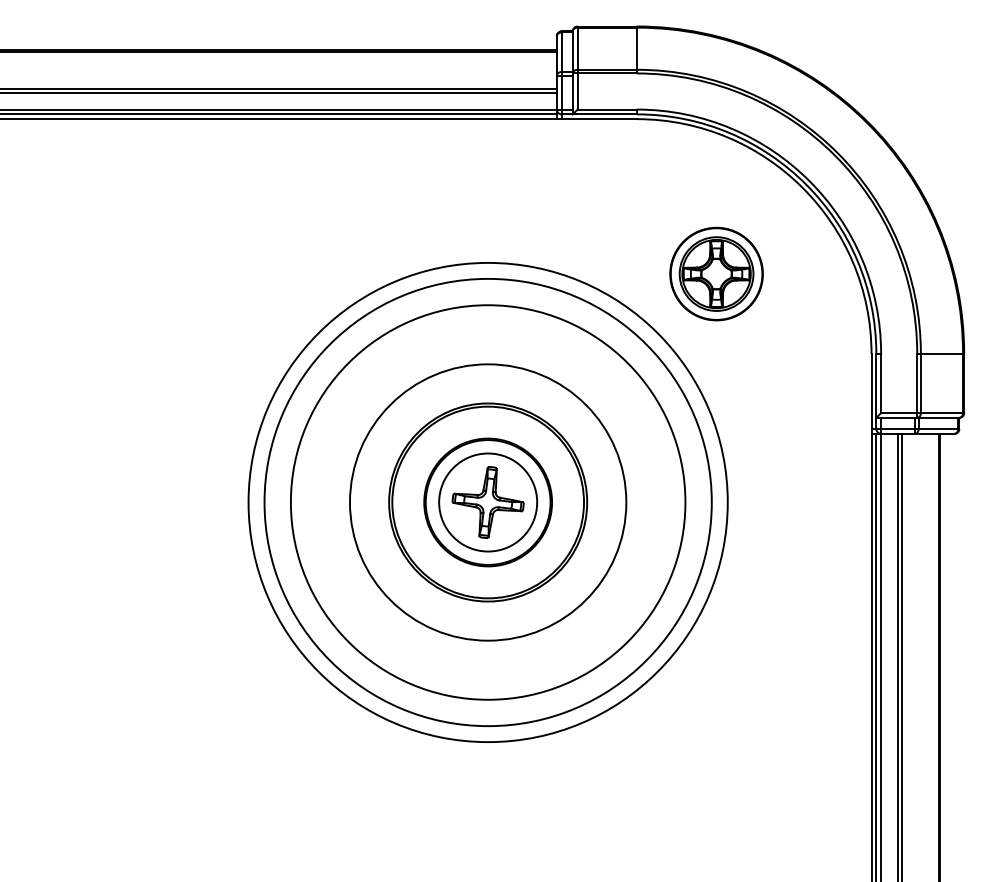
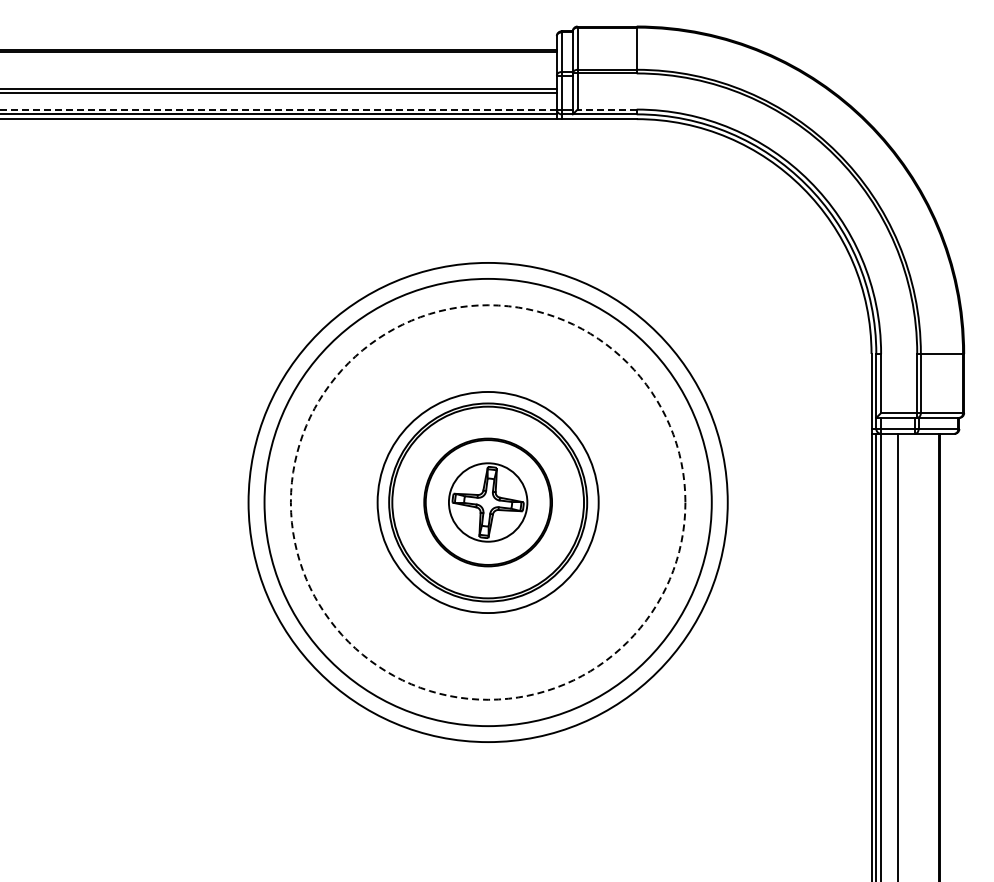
line: solid -> dashed (278, 109)
line: solid -> dashed (607, 109)
part: present -> none (716, 273)
circle: solid -> dashed (487, 502)
circle diameter: 276 px -> 221 px (487, 502)
circle diameter: 98 px -> 78 px (487, 502)
line: present -> none (901, 655)
